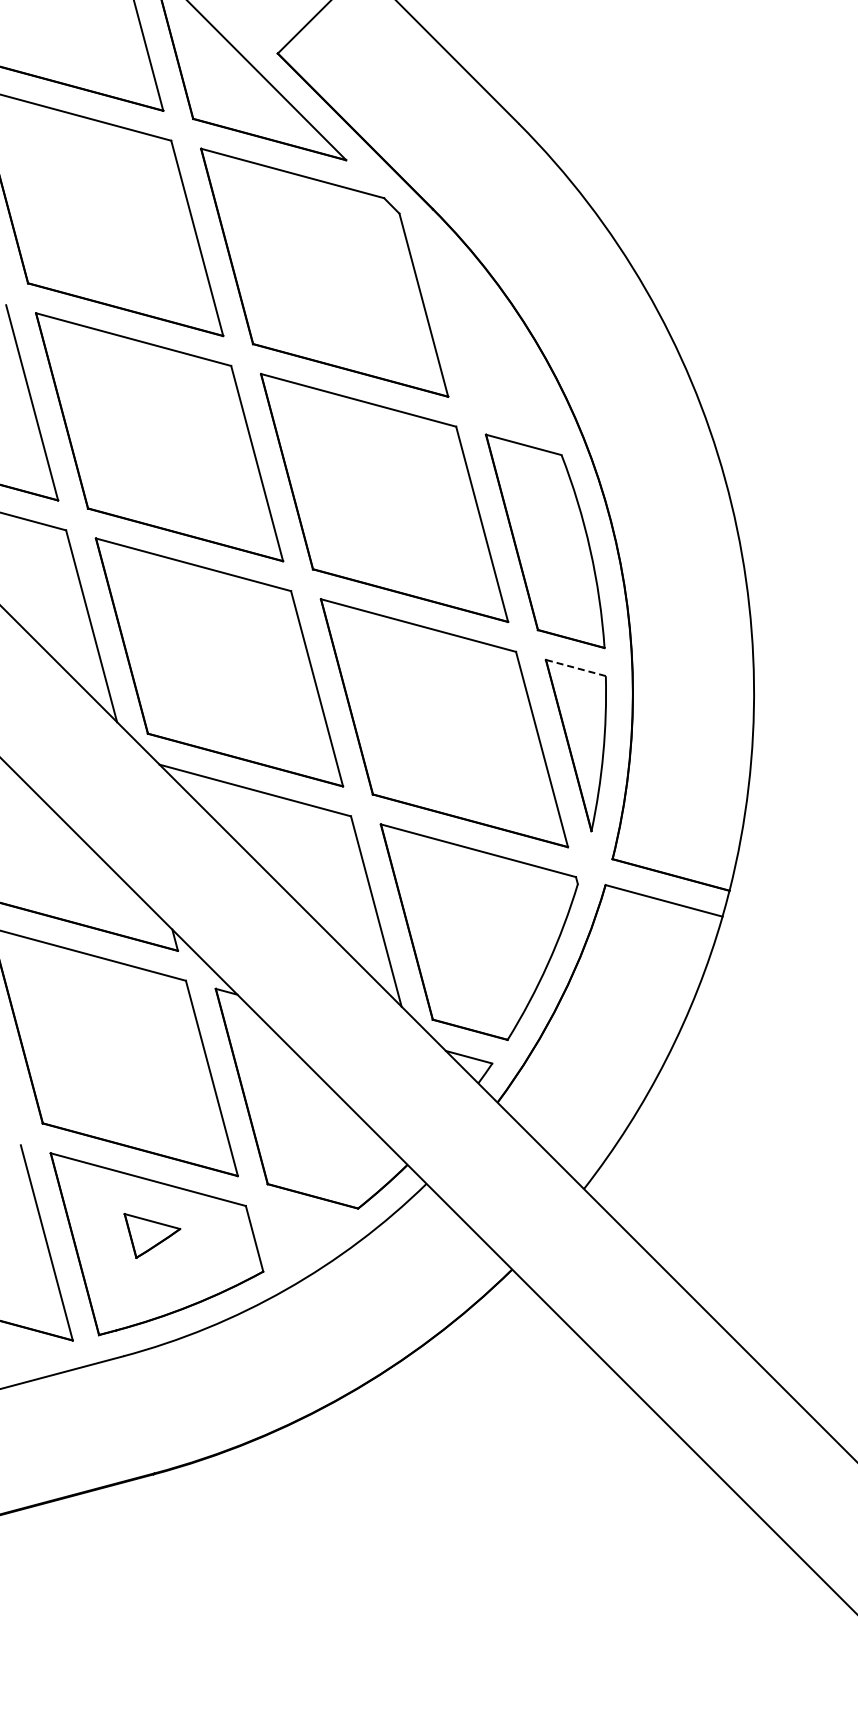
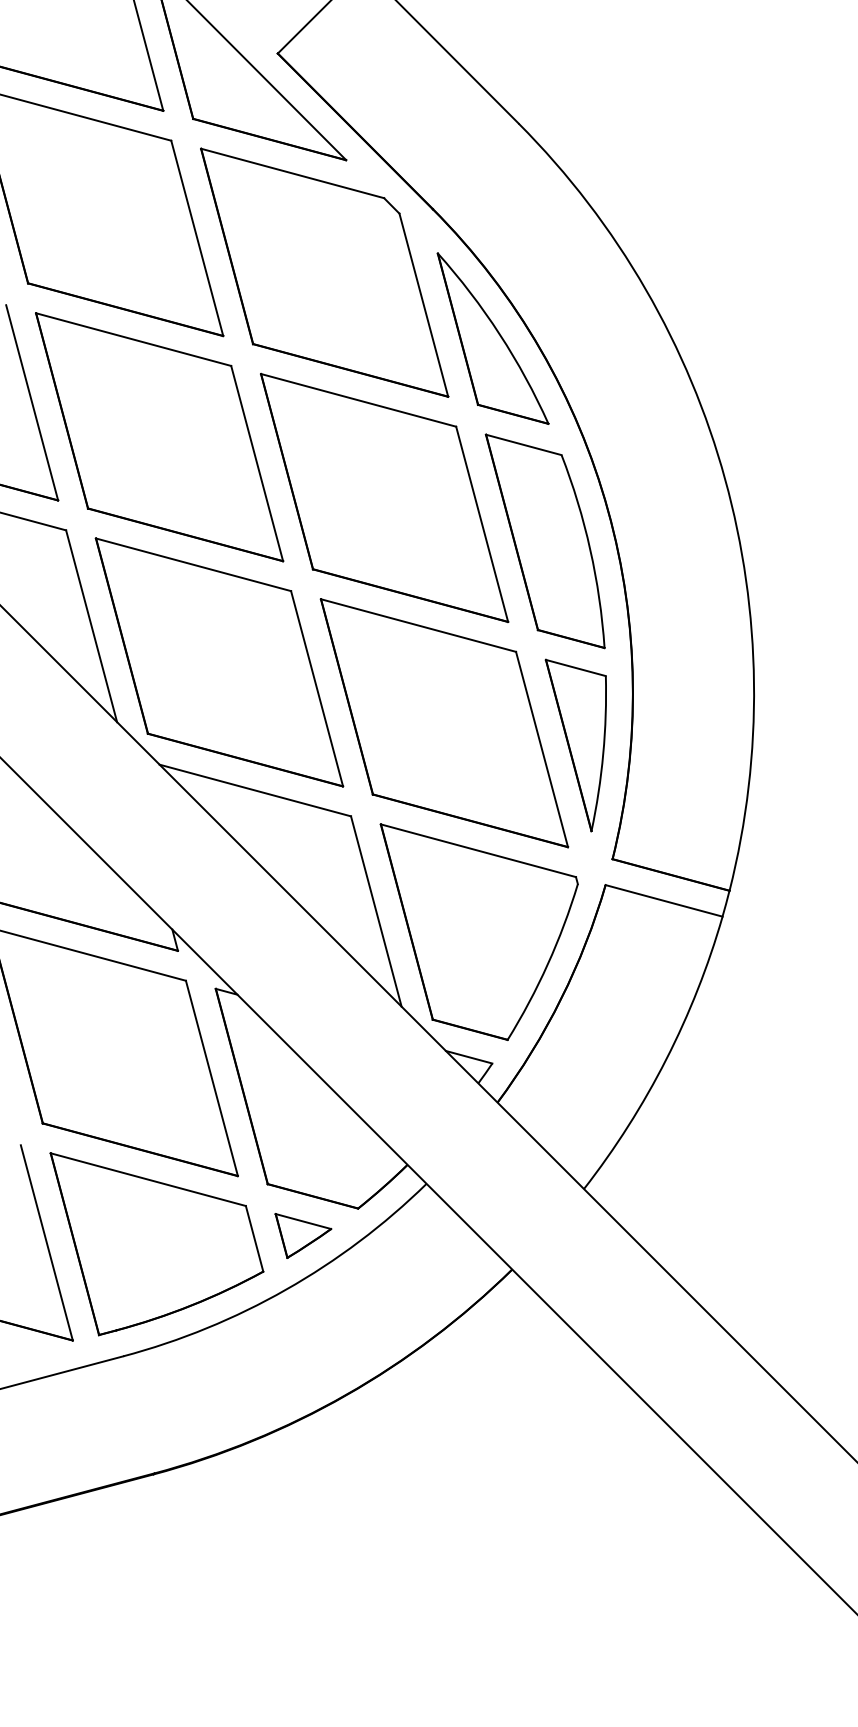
part: none -> present (492, 338)
line: dashed -> solid (575, 668)
part position: (152, 1235) -> (303, 1235) (303, 1235)
